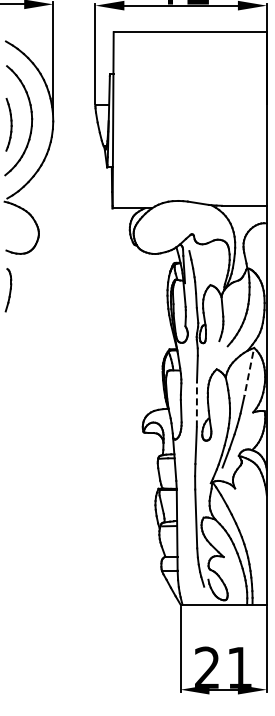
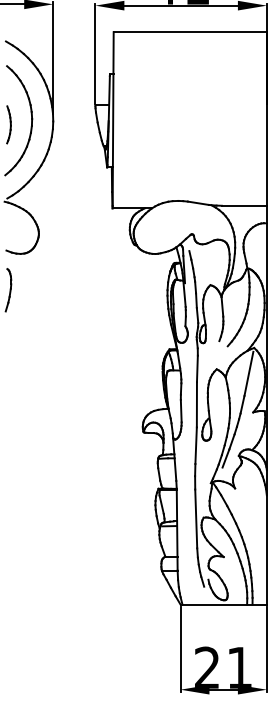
part size: 8x54 px -> 6x40 px (8, 124)
line: dashed -> solid (248, 374)
line: dashed -> solid (196, 404)
